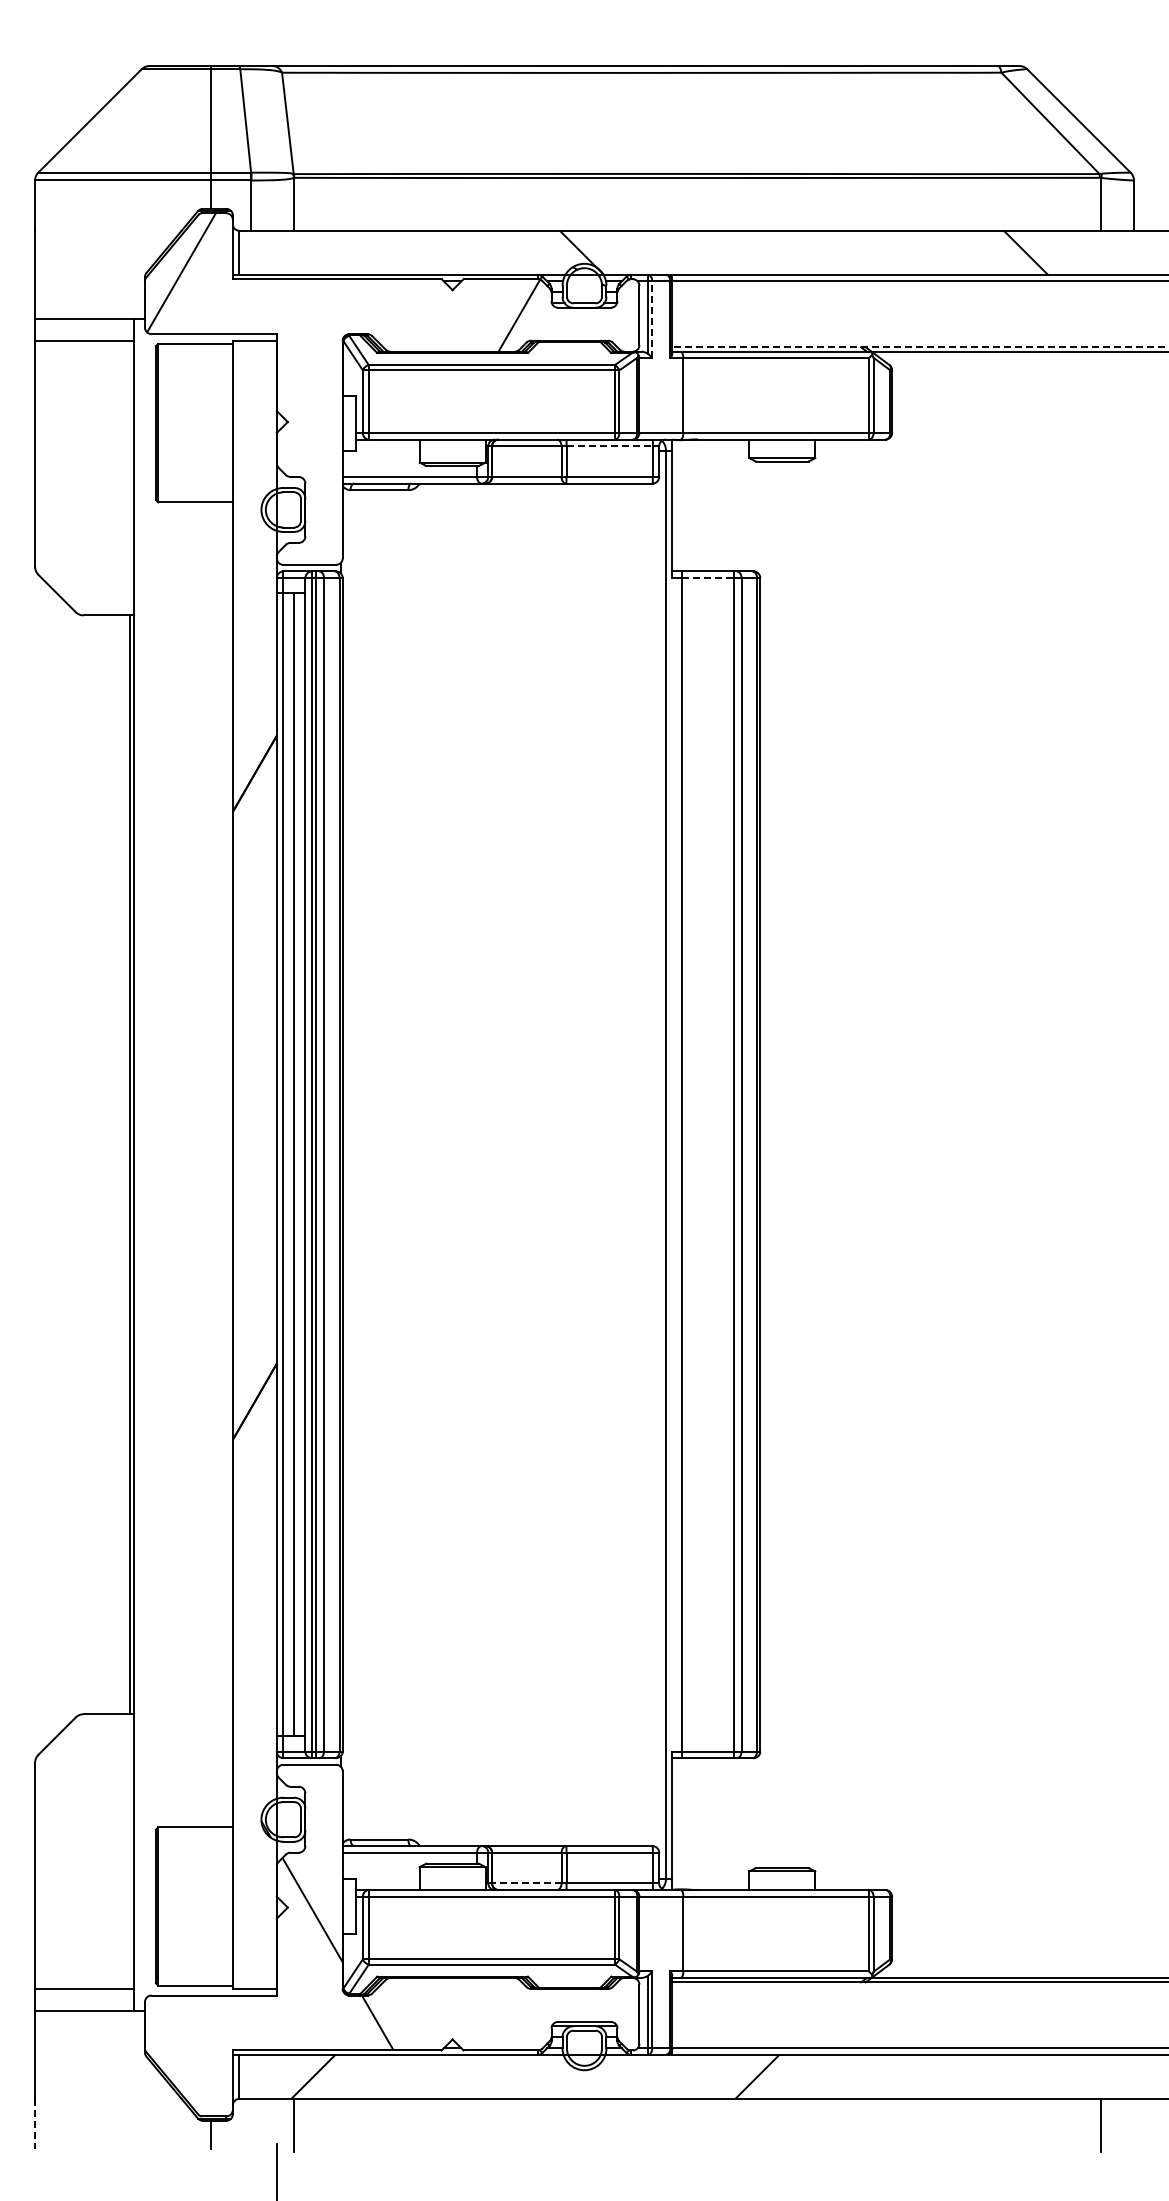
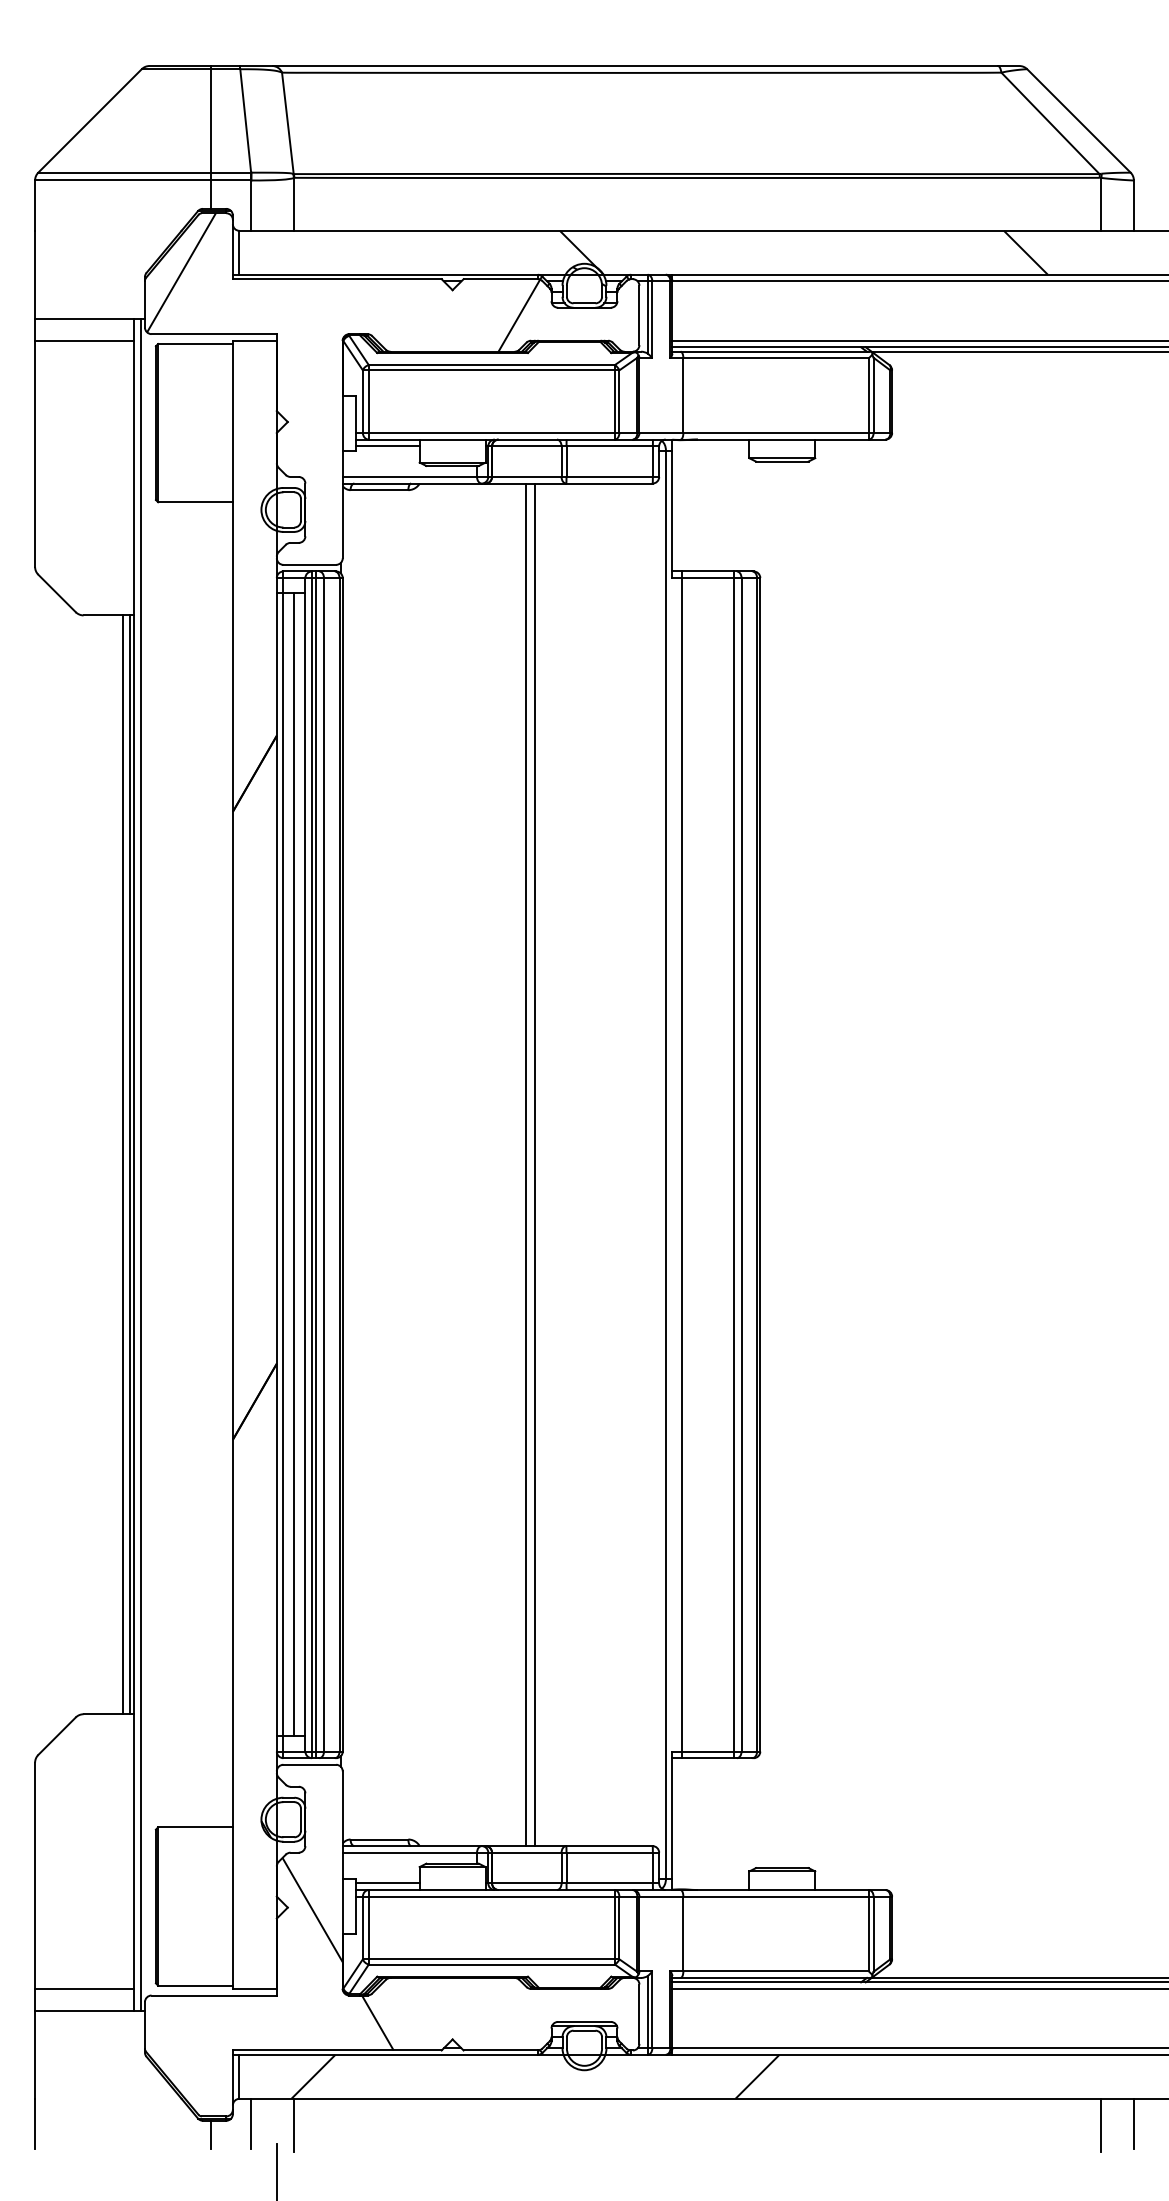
line: dashed -> solid (652, 319)
line: none -> present (918, 340)
line: dashed -> solid (920, 347)
line: none -> present (387, 446)
line: dashed -> solid (610, 446)
line: dashed -> solid (708, 578)
line: none -> present (123, 1164)
line: none -> present (140, 1164)
line: none -> present (525, 1164)
line: none -> present (534, 1164)
line: none -> present (387, 1883)
line: dashed -> solid (526, 1883)
line: none -> present (918, 1988)
line: none -> present (251, 2123)
line: none -> present (1133, 2123)
line: dashed -> solid (35, 2124)
